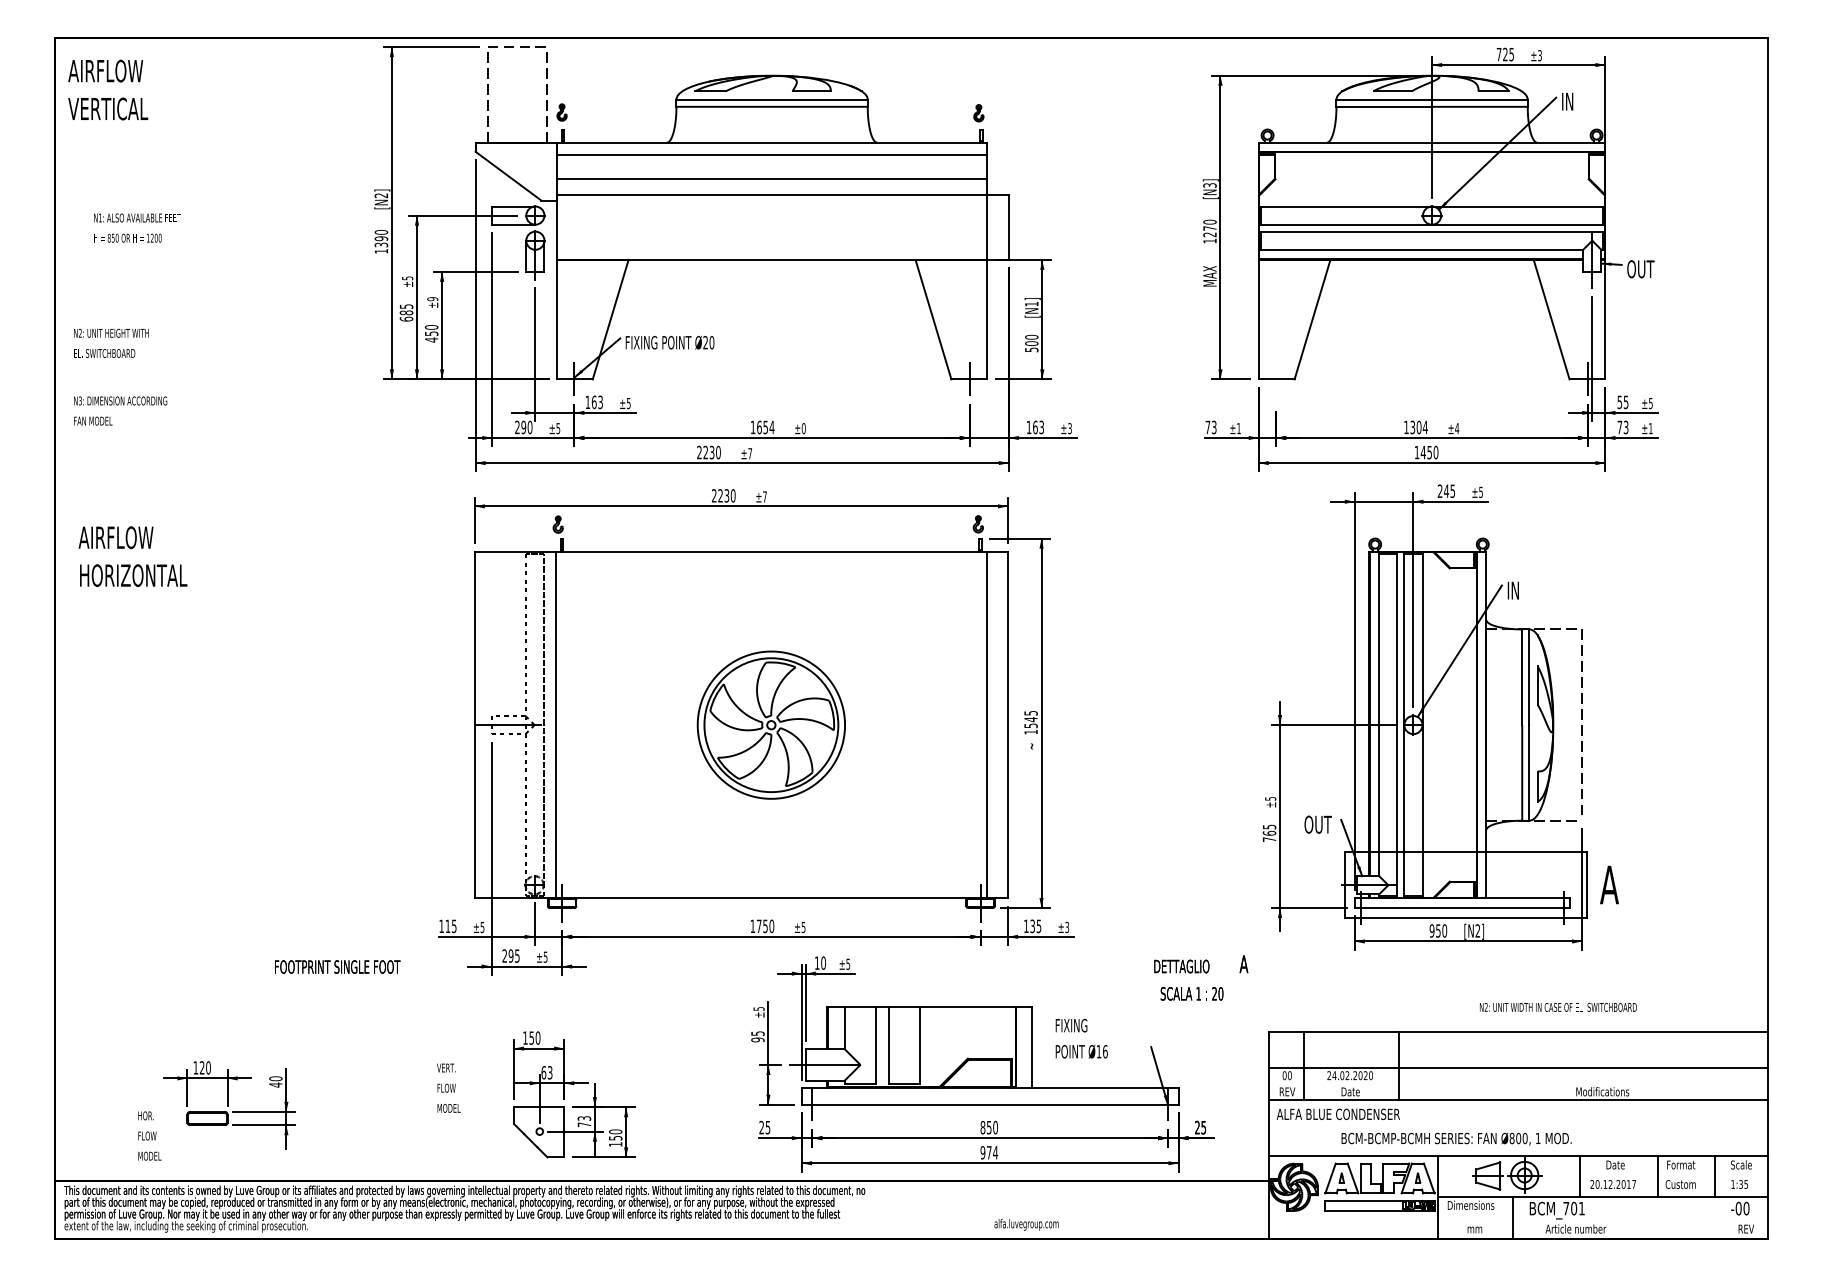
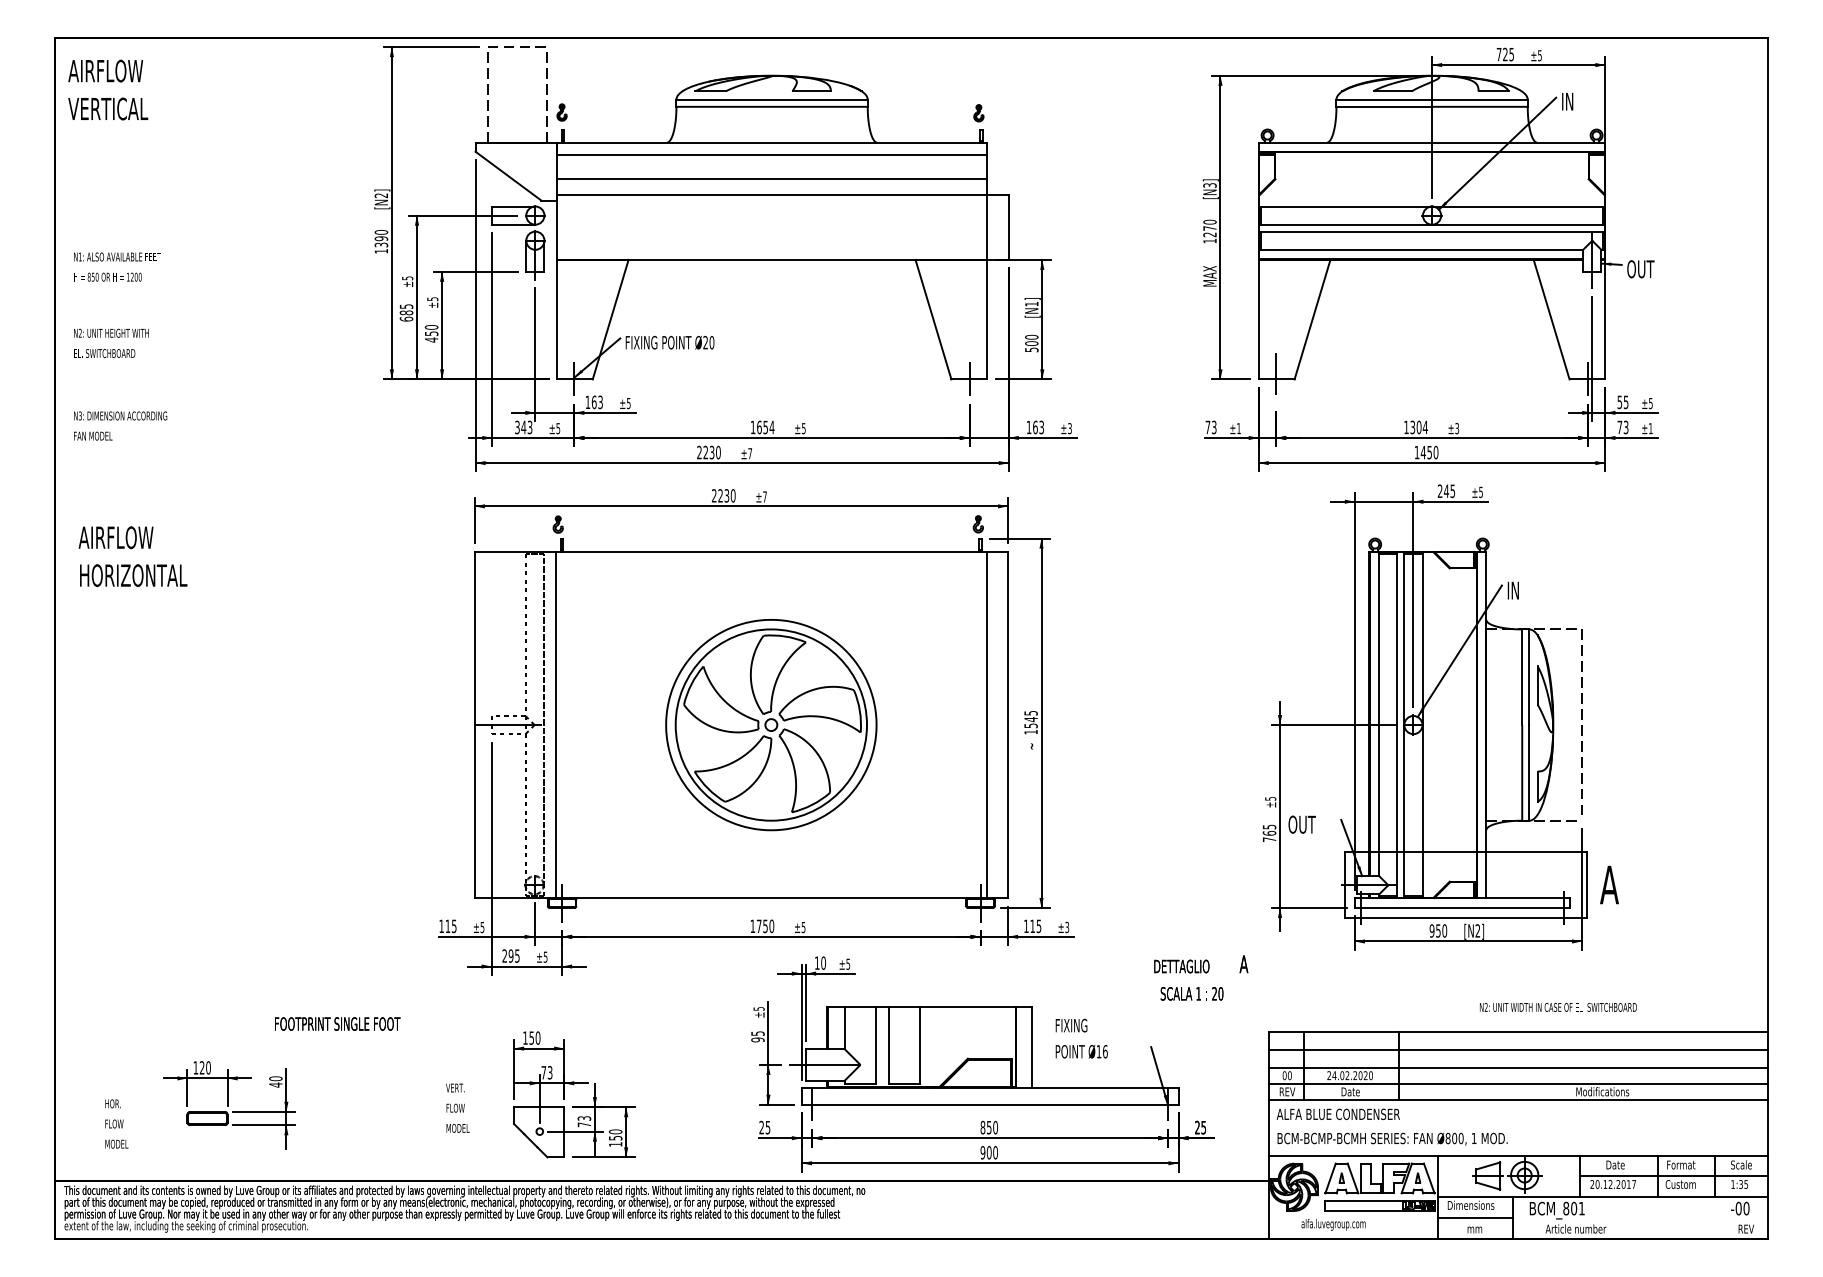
text: ±3 -> ±5 (1539, 54)
text position: (137, 227) -> (117, 266) (117, 266)
text: ±9 -> ±5 (432, 299)
line: none -> present (1276, 374)
text position: (120, 410) -> (120, 425) (120, 425)
text: 290 -> 343 (523, 427)
text: ±0 -> ±5 (803, 428)
text: ±4 -> ±3 (1457, 428)
part size: 150x150 px -> 213x213 px (771, 725)
text position: (1317, 824) -> (1301, 824) (1301, 824)
text: 135 -> 115 (1032, 926)
text position: (337, 966) -> (337, 1023) (337, 1023)
line: none -> present (1518, 1049)
text: 63 -> 73 (543, 1072)
line: none -> present (1518, 1084)
text position: (448, 1087) -> (457, 1107) (457, 1107)
text position: (149, 1135) -> (116, 1123) (116, 1123)
text position: (1456, 1138) -> (1392, 1138) (1392, 1138)
text: 974 -> 900 (992, 1152)
line: none -> present (1674, 1175)
text: BCM_701 -> BCM_801 (1566, 1208)
line: none -> present (1474, 1218)
text position: (1026, 1224) -> (1333, 1224) (1333, 1224)
